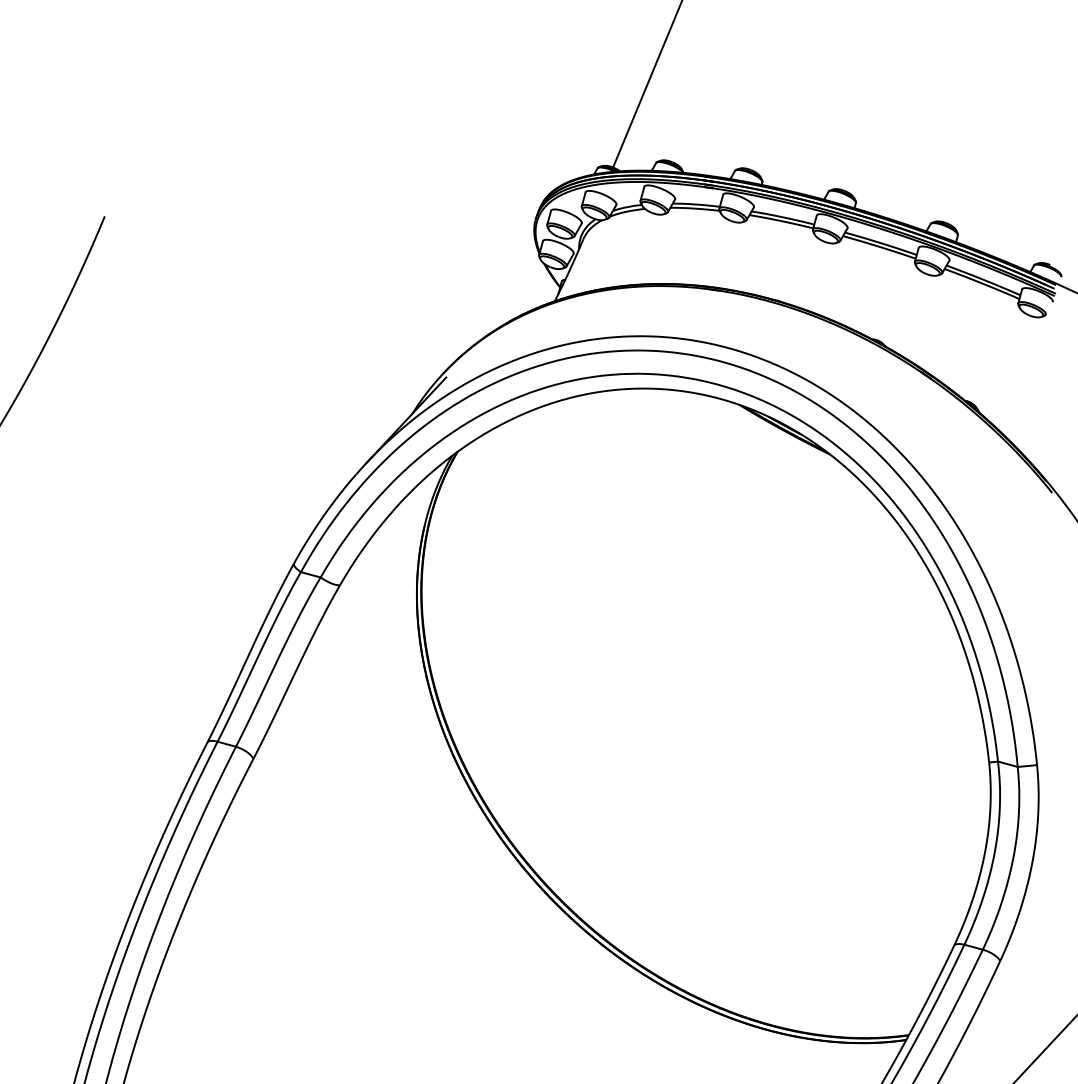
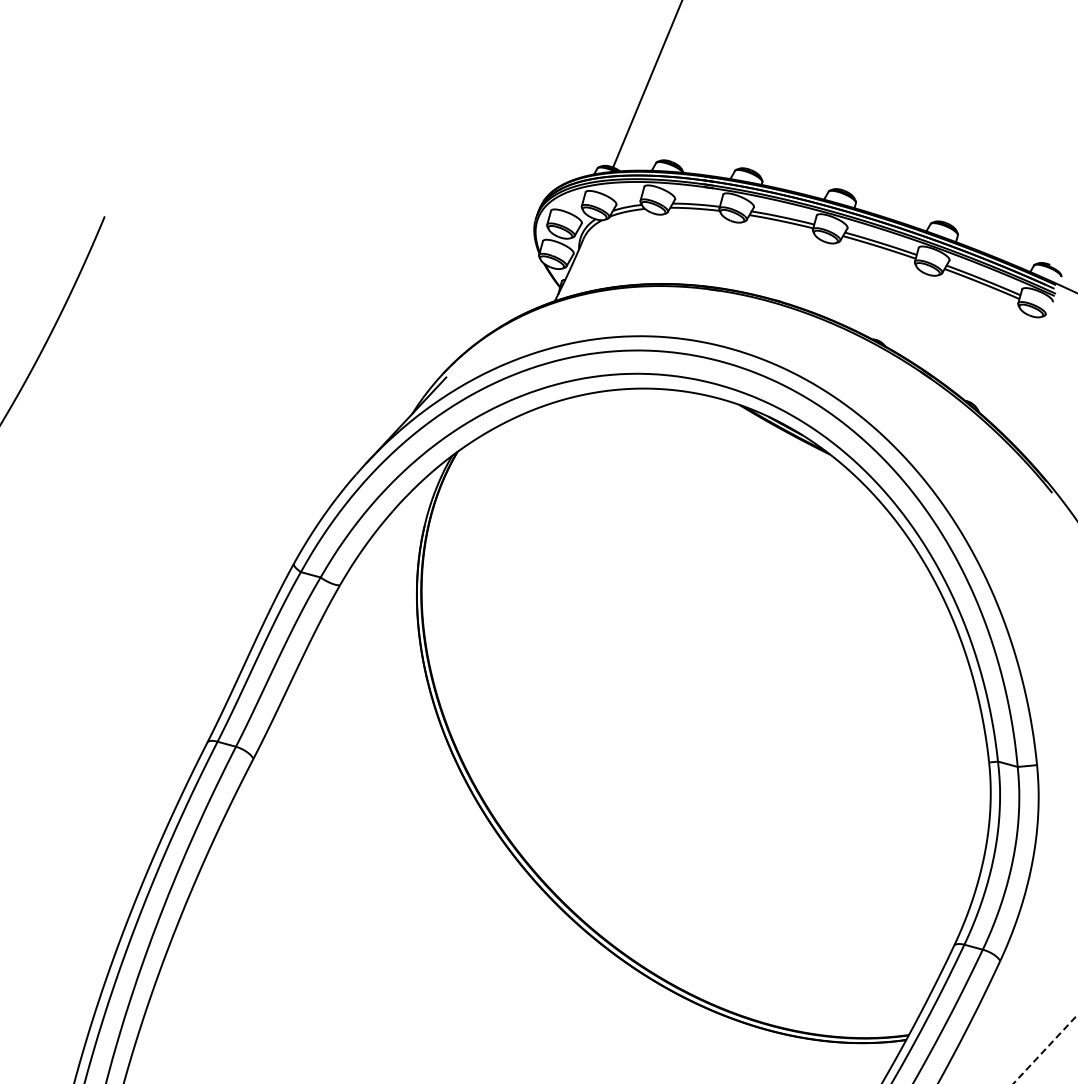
line: solid -> dashed (1045, 1049)
